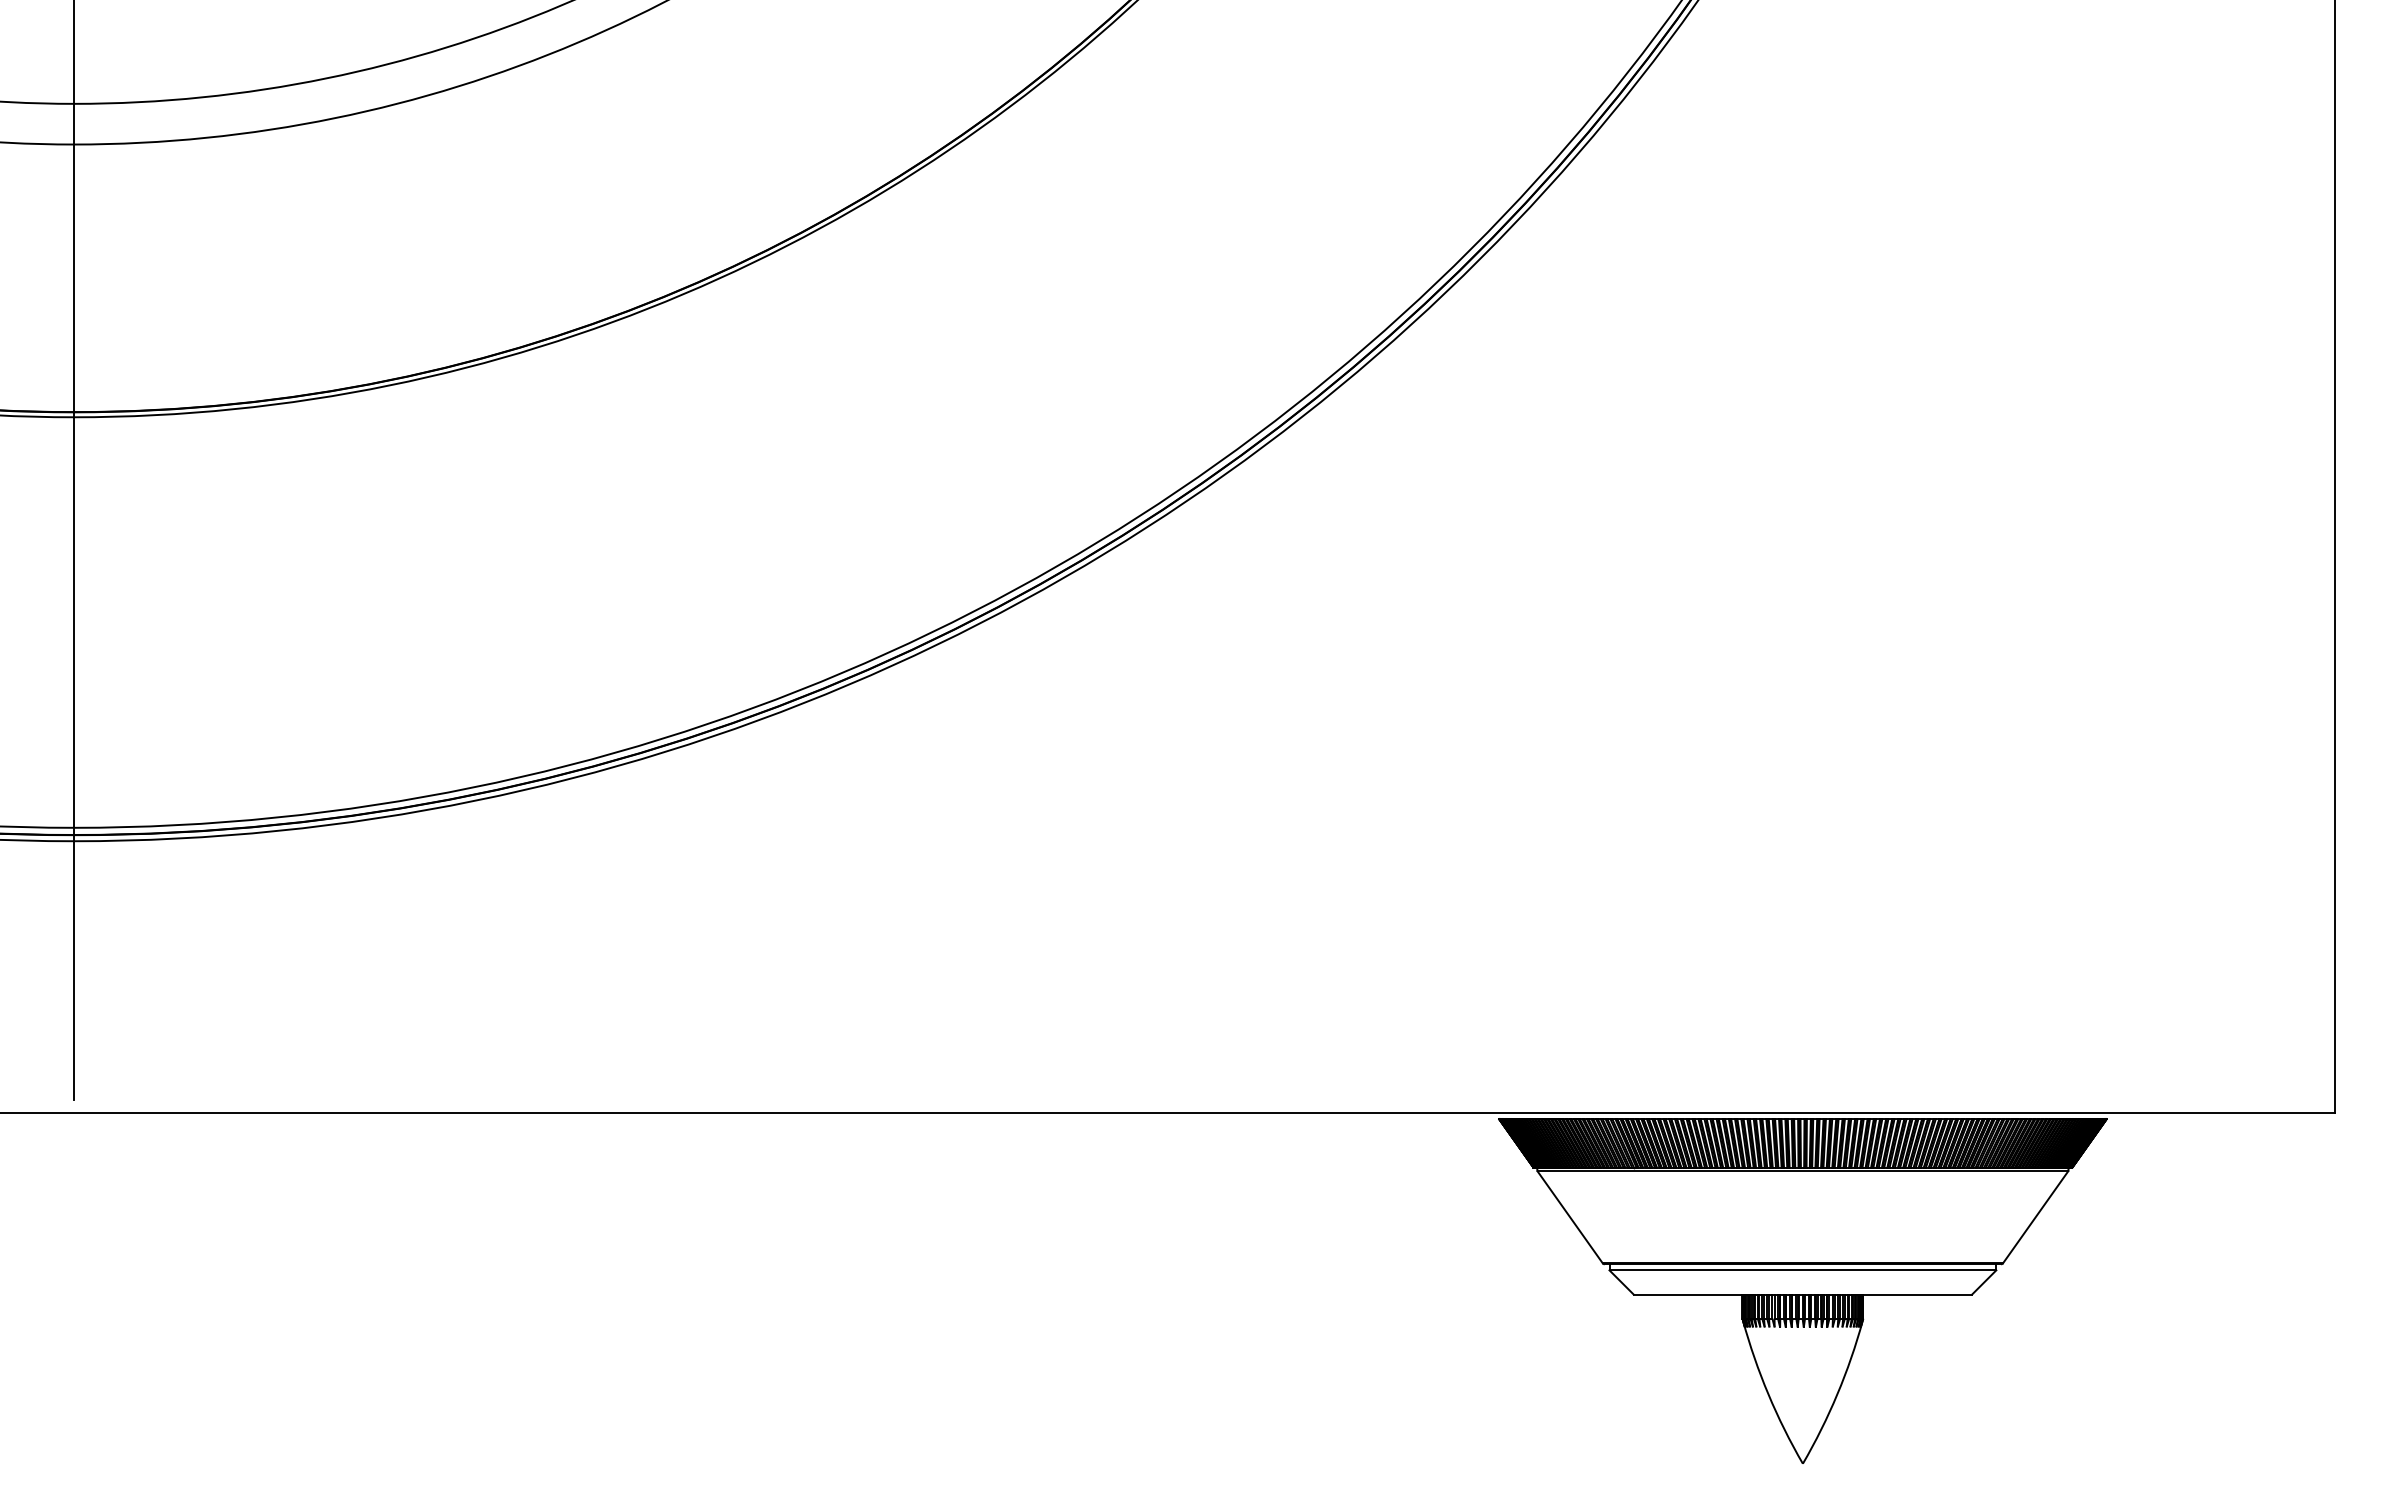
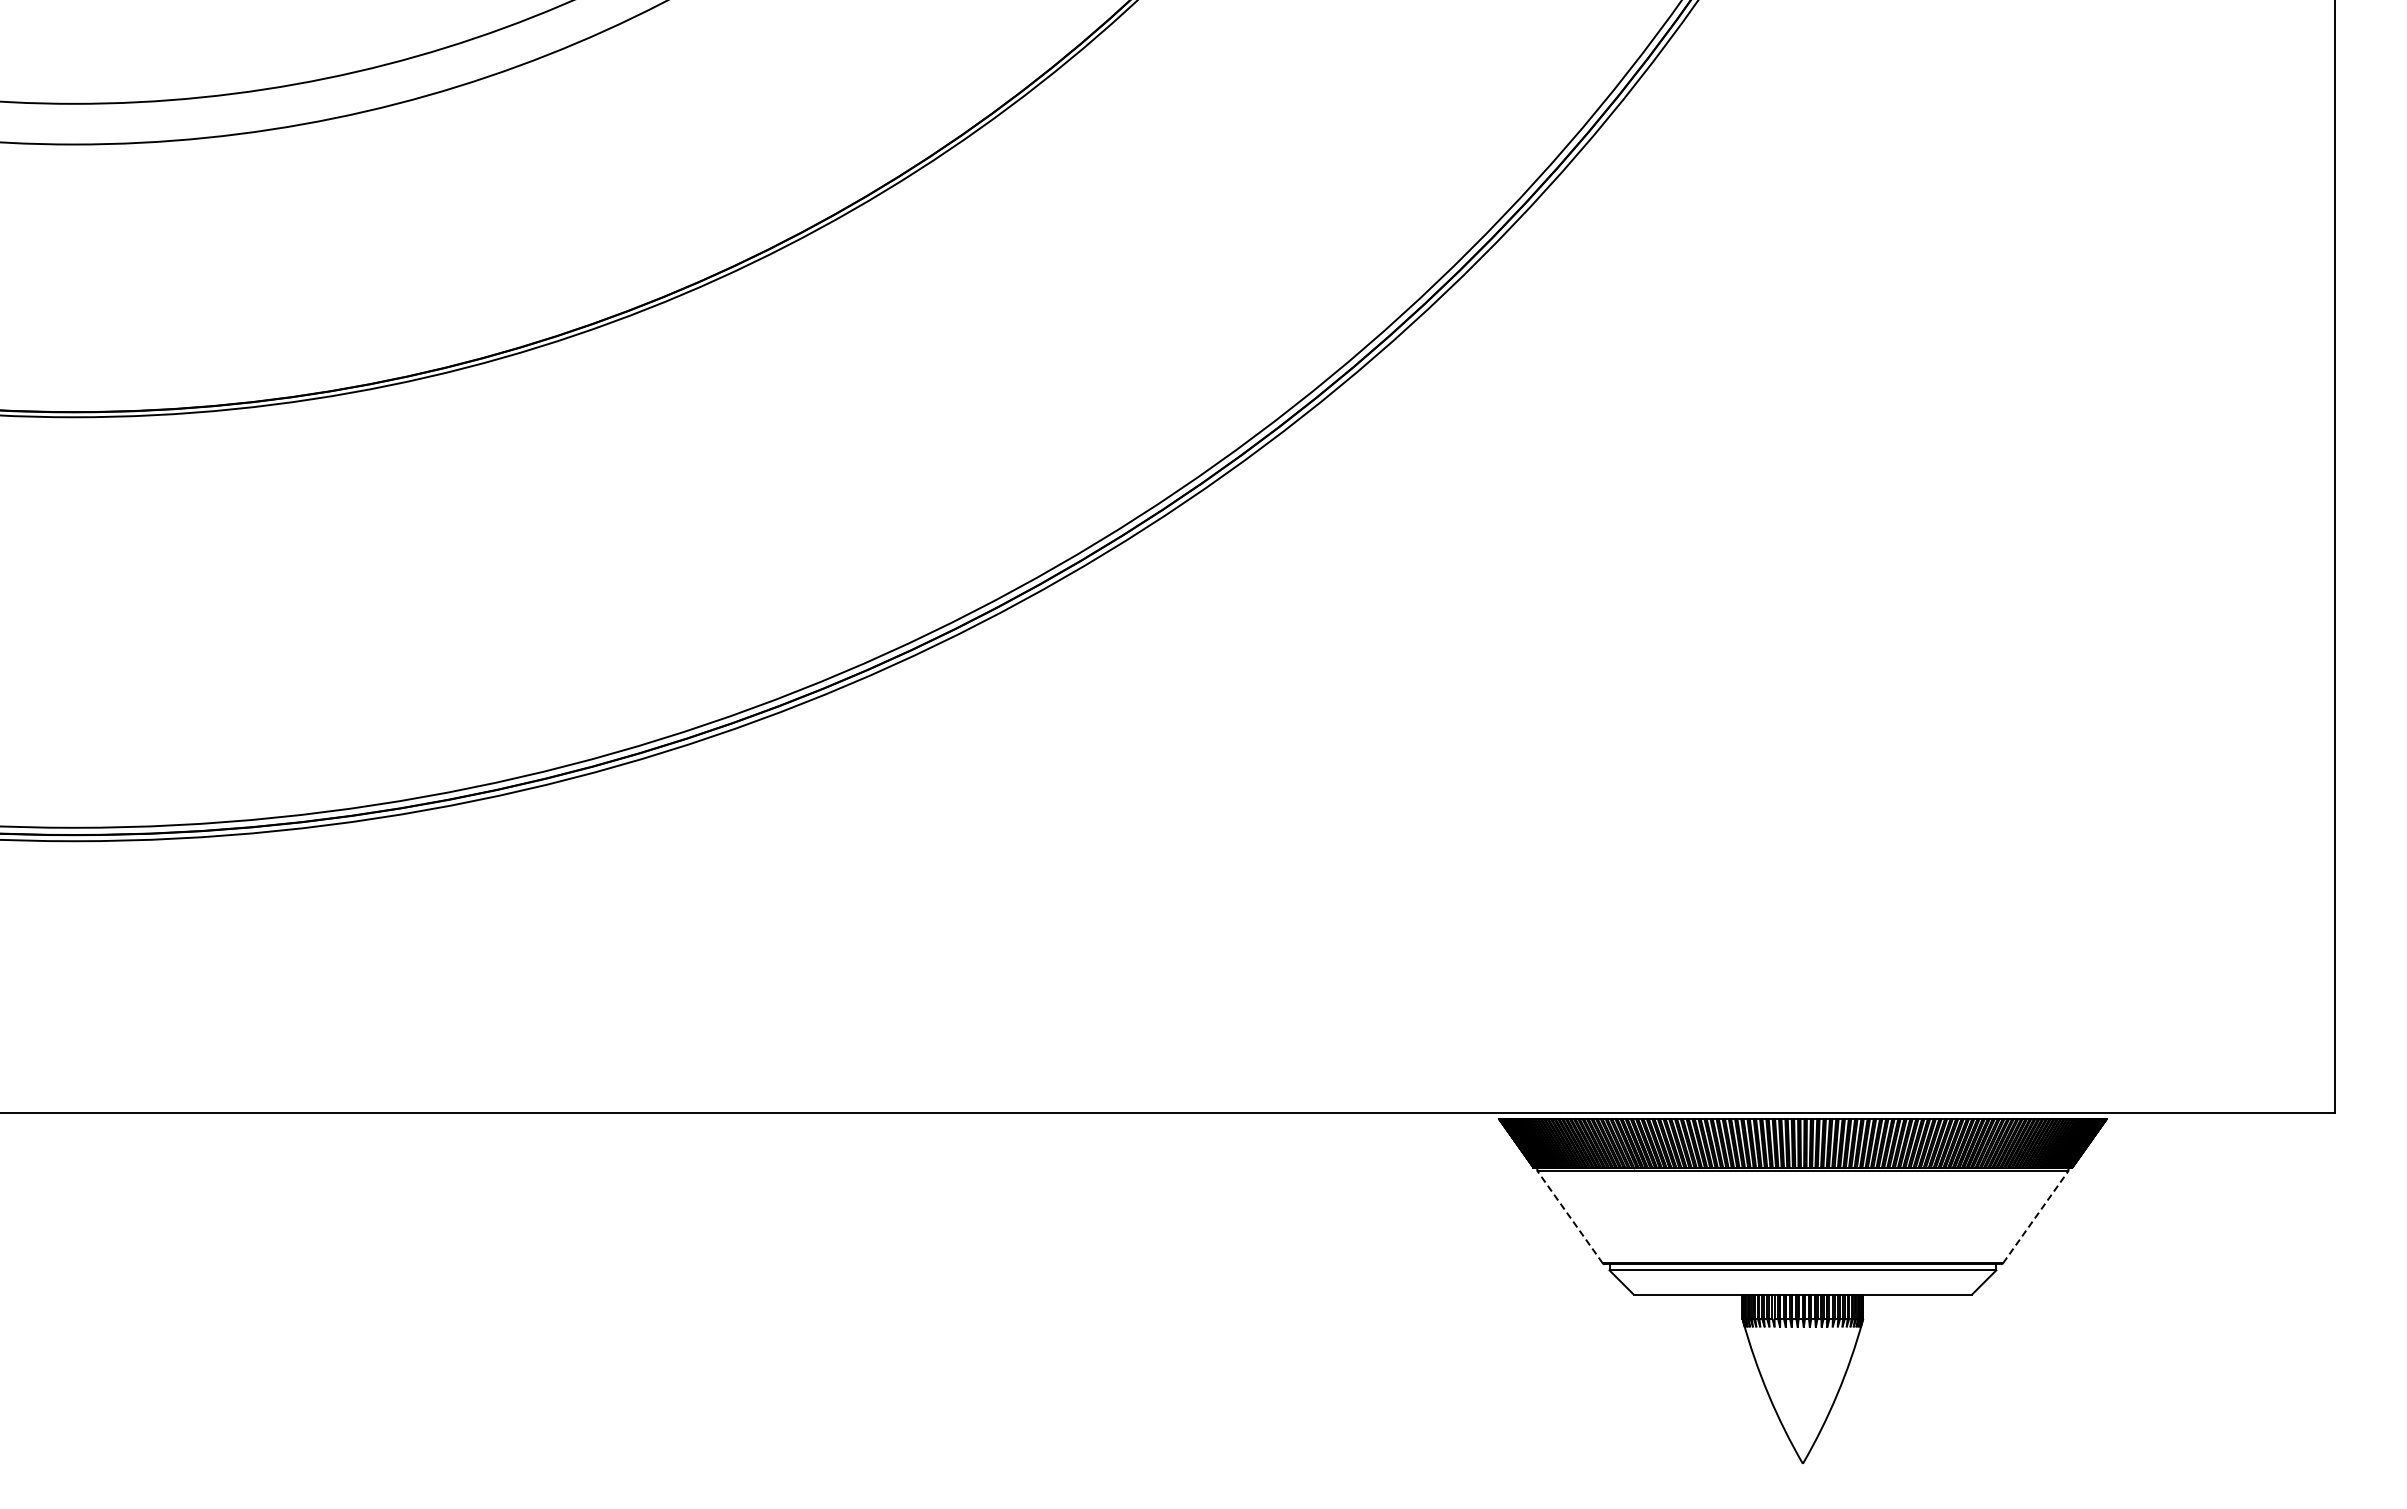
line: present -> none (74, 550)
line: solid -> dashed (1569, 1216)
line: solid -> dashed (2035, 1216)
